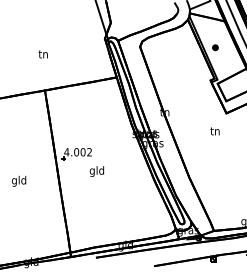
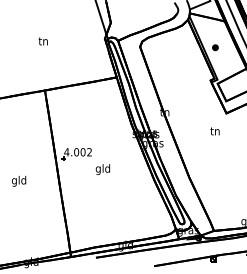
text position: (42, 54) -> (42, 41) (42, 41)
text position: (96, 171) -> (102, 169) (102, 169)
